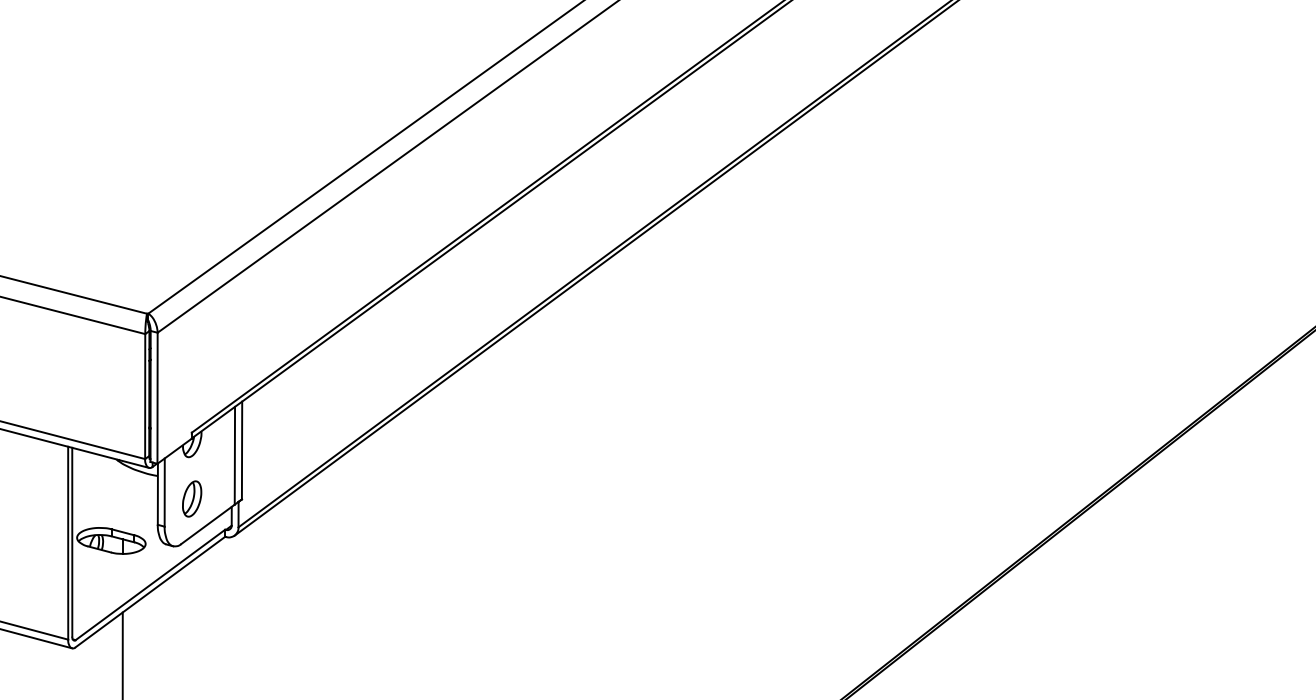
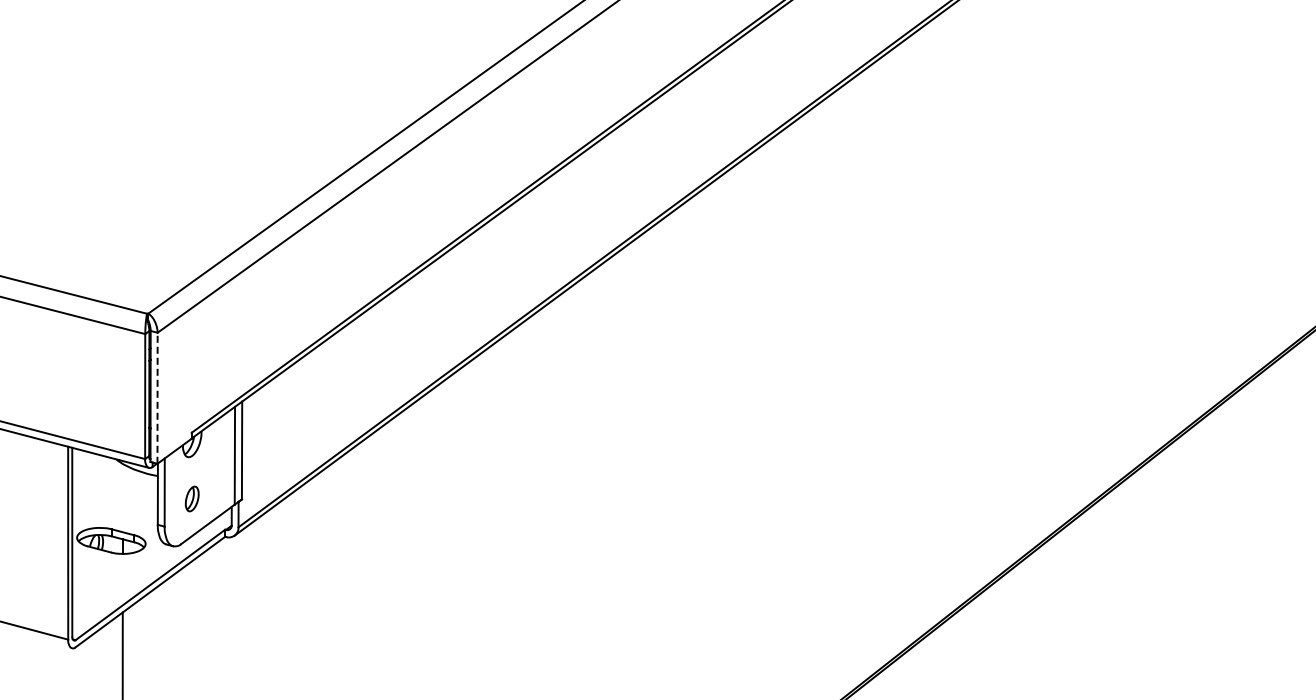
line: solid -> dashed (157, 398)
part size: 21x38 px -> 16x28 px (191, 498)
line: present -> none (37, 638)
